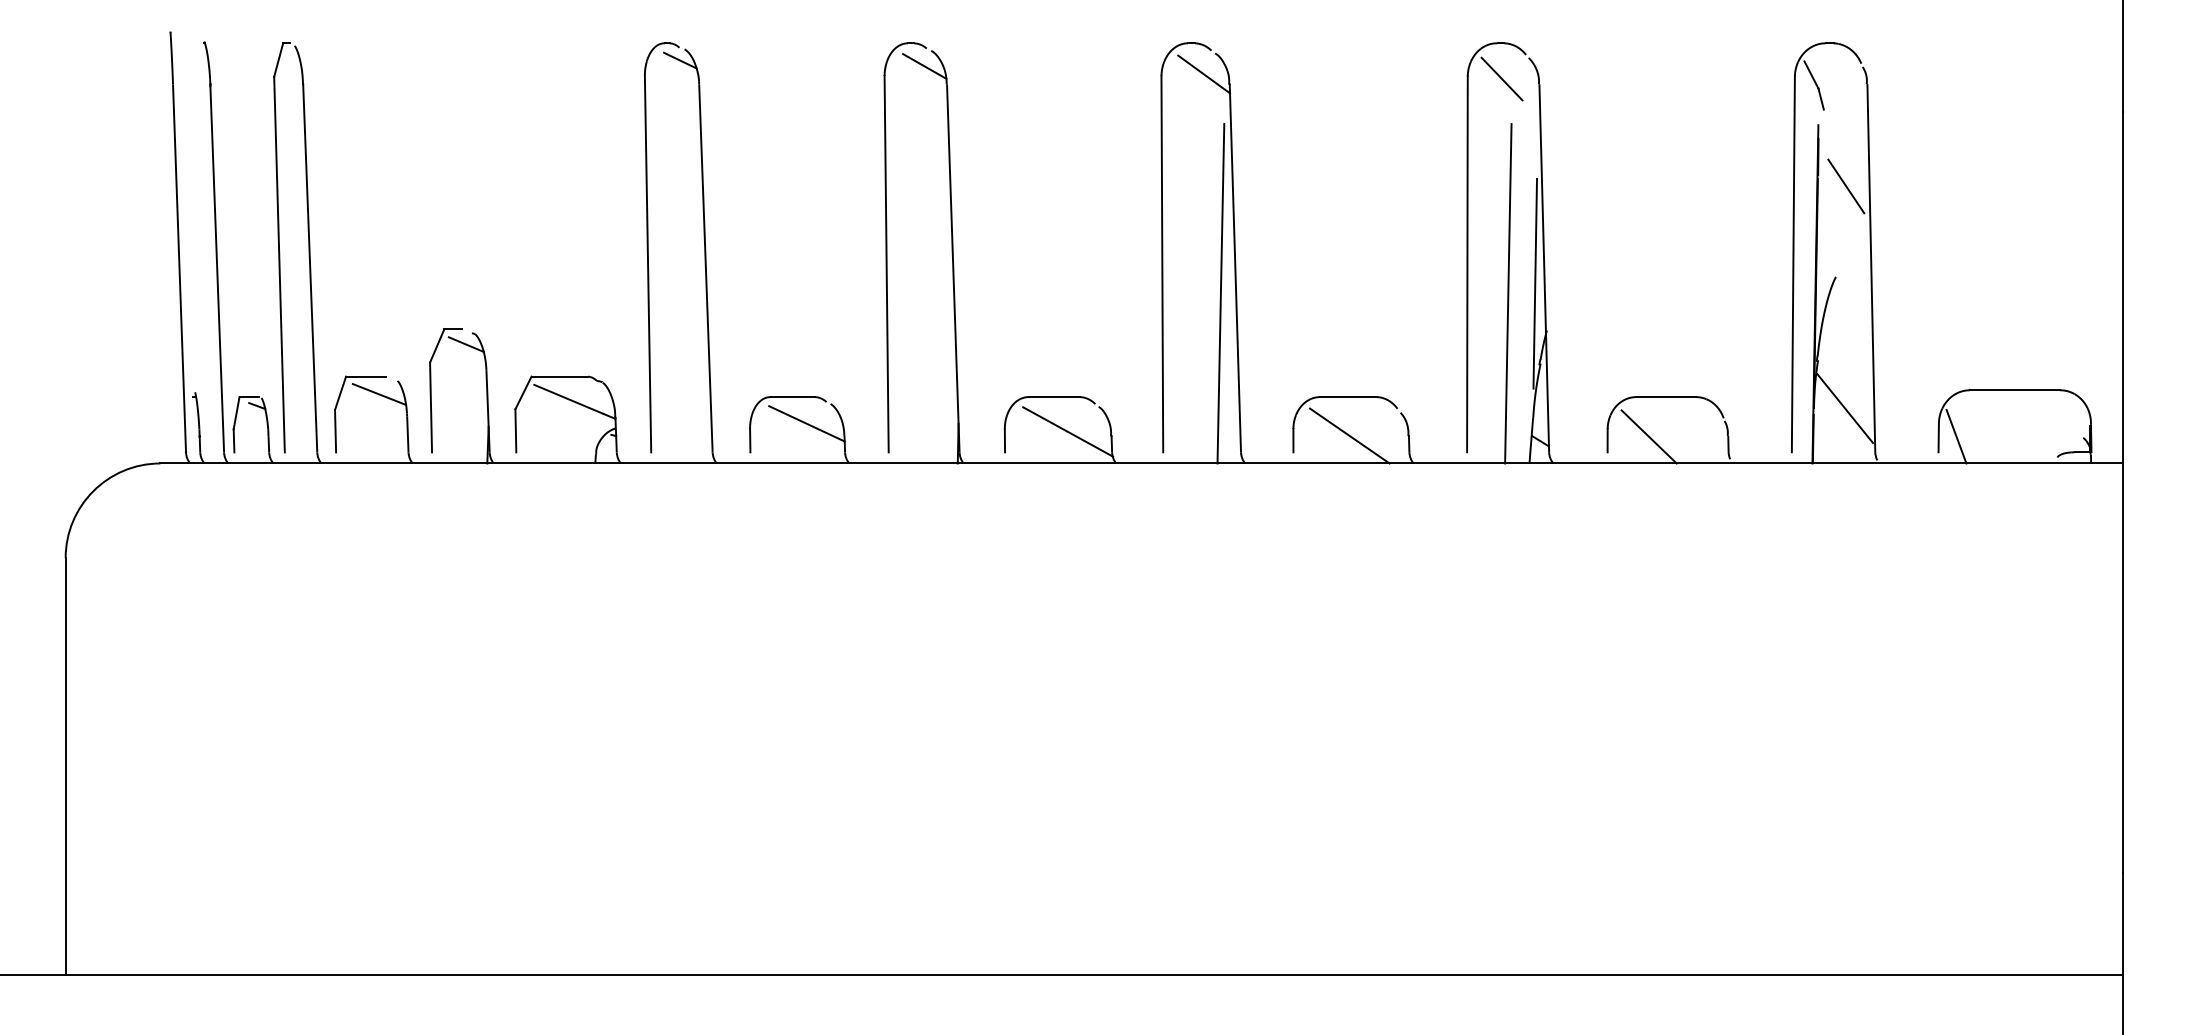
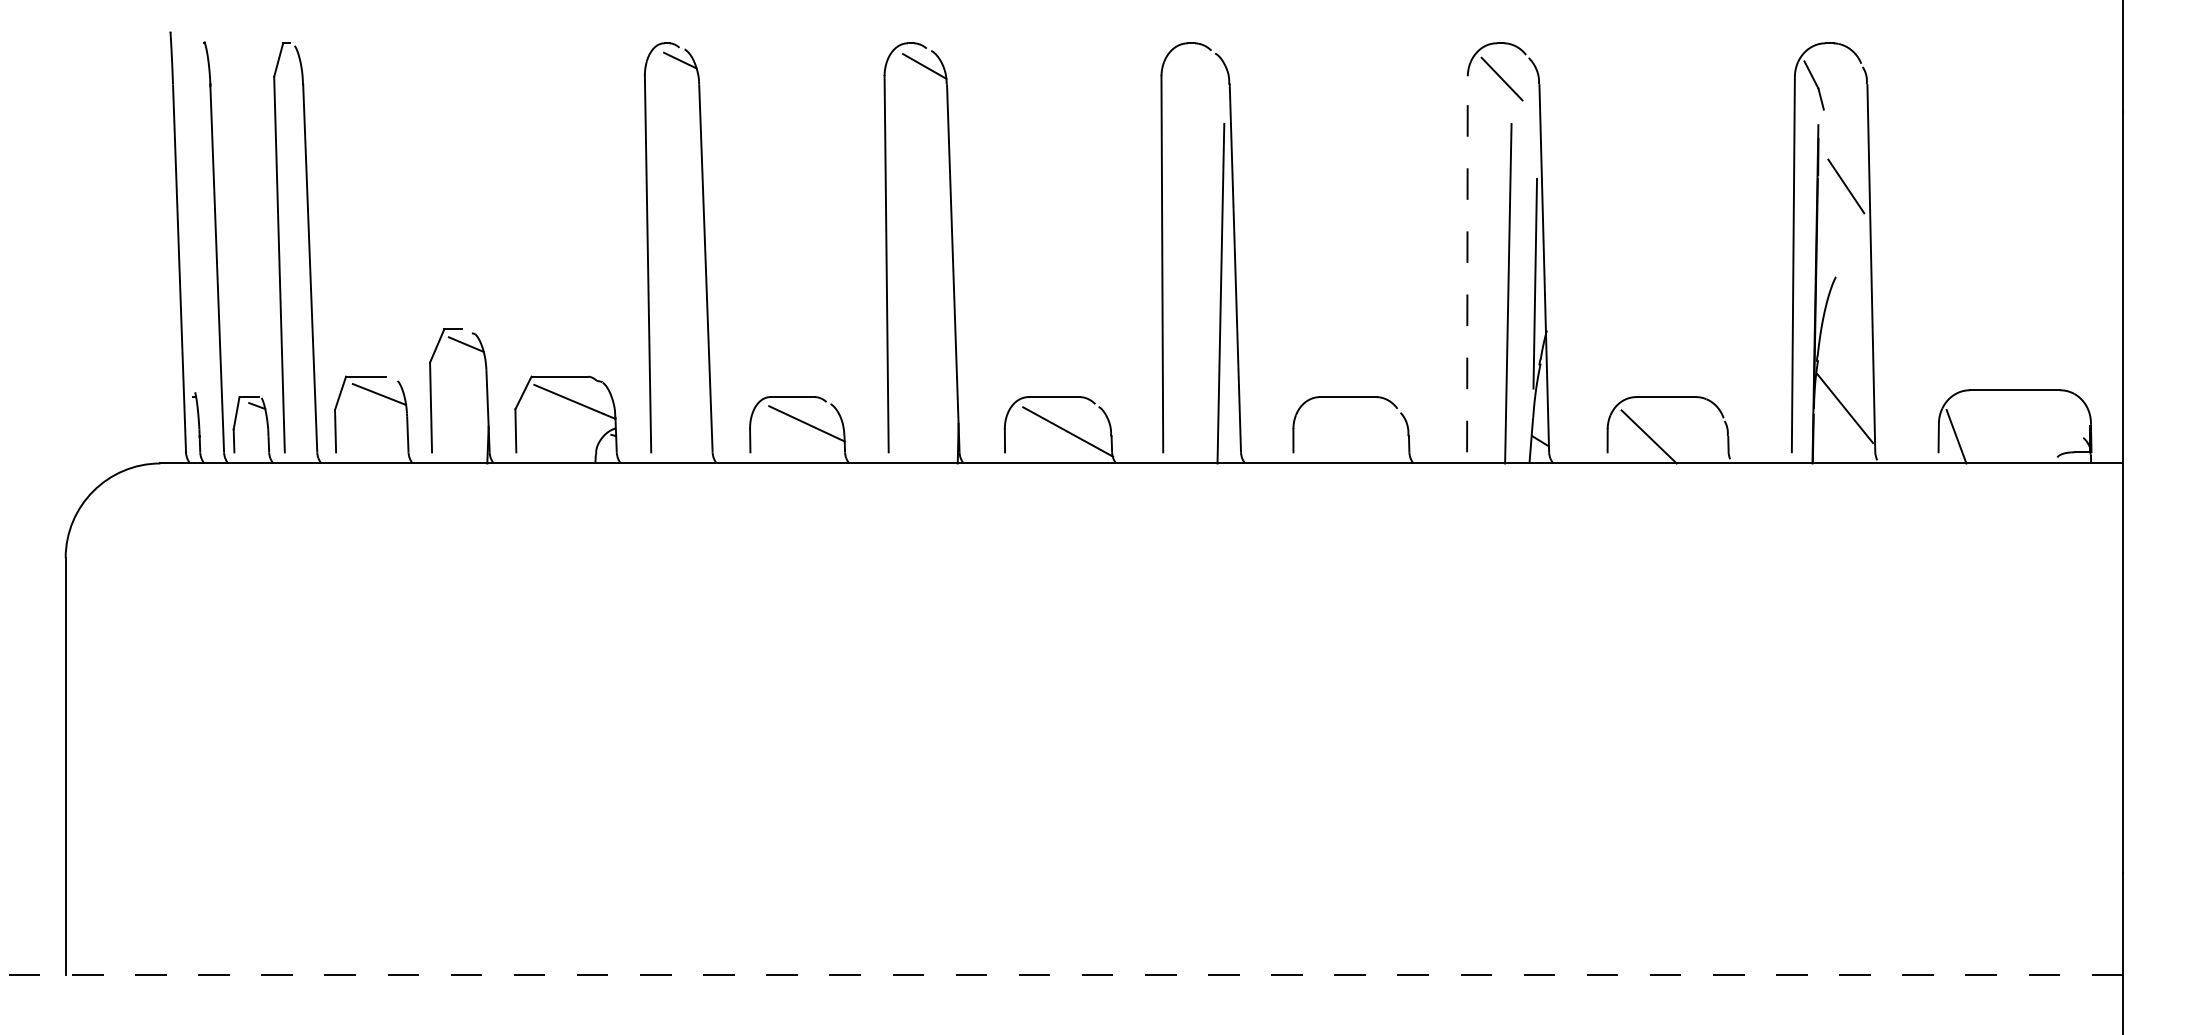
line: present -> none (1204, 74)
line: solid -> dashed (1467, 263)
line: present -> none (1349, 435)
line: solid -> dashed (1061, 974)
